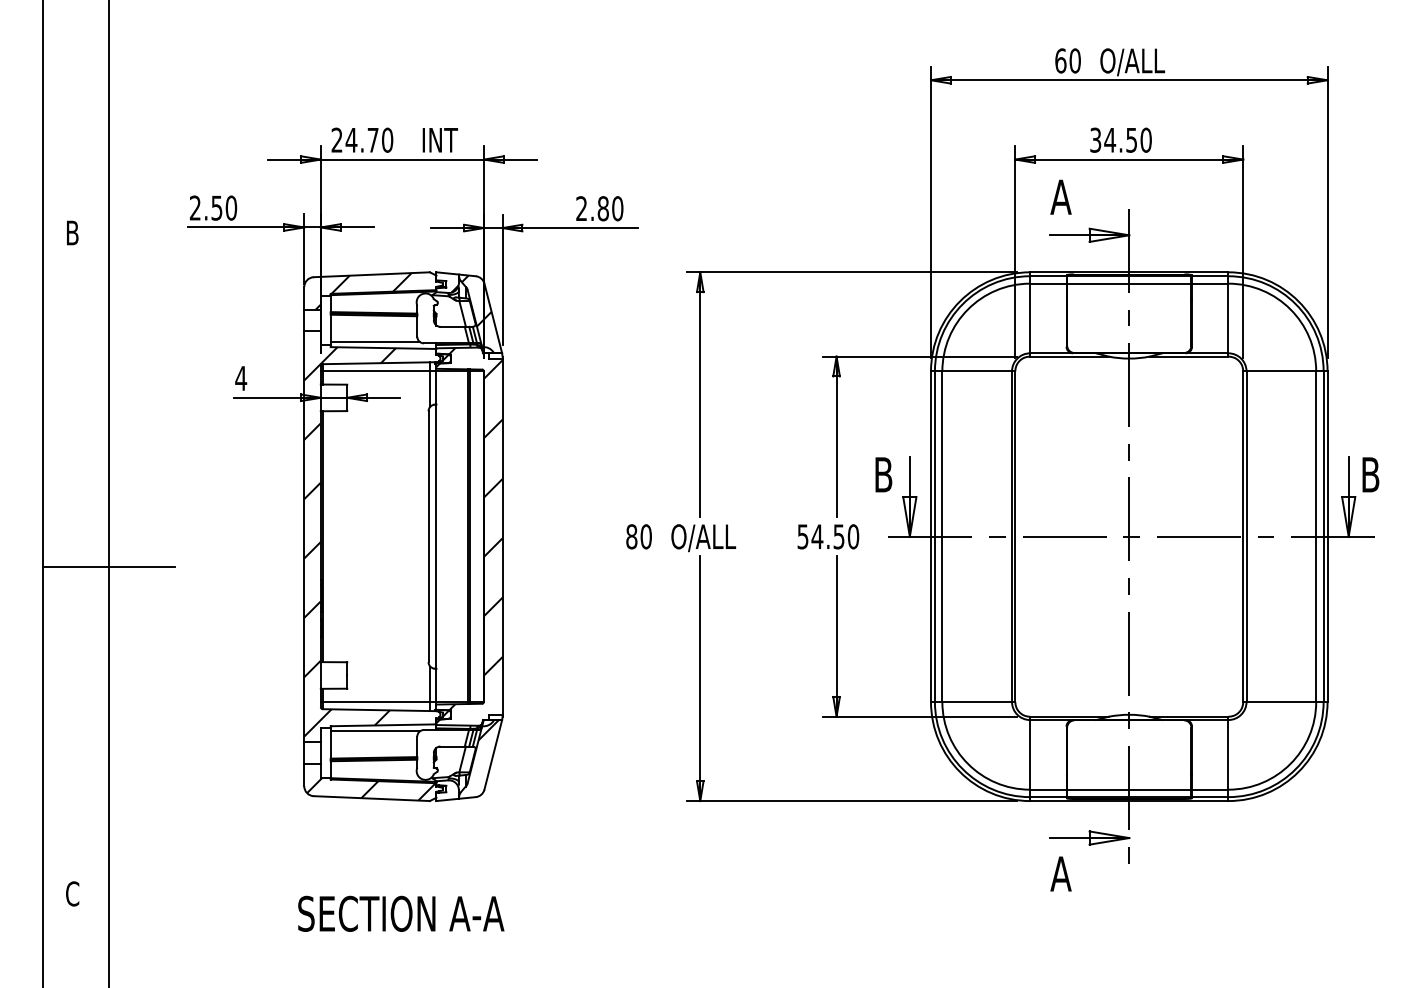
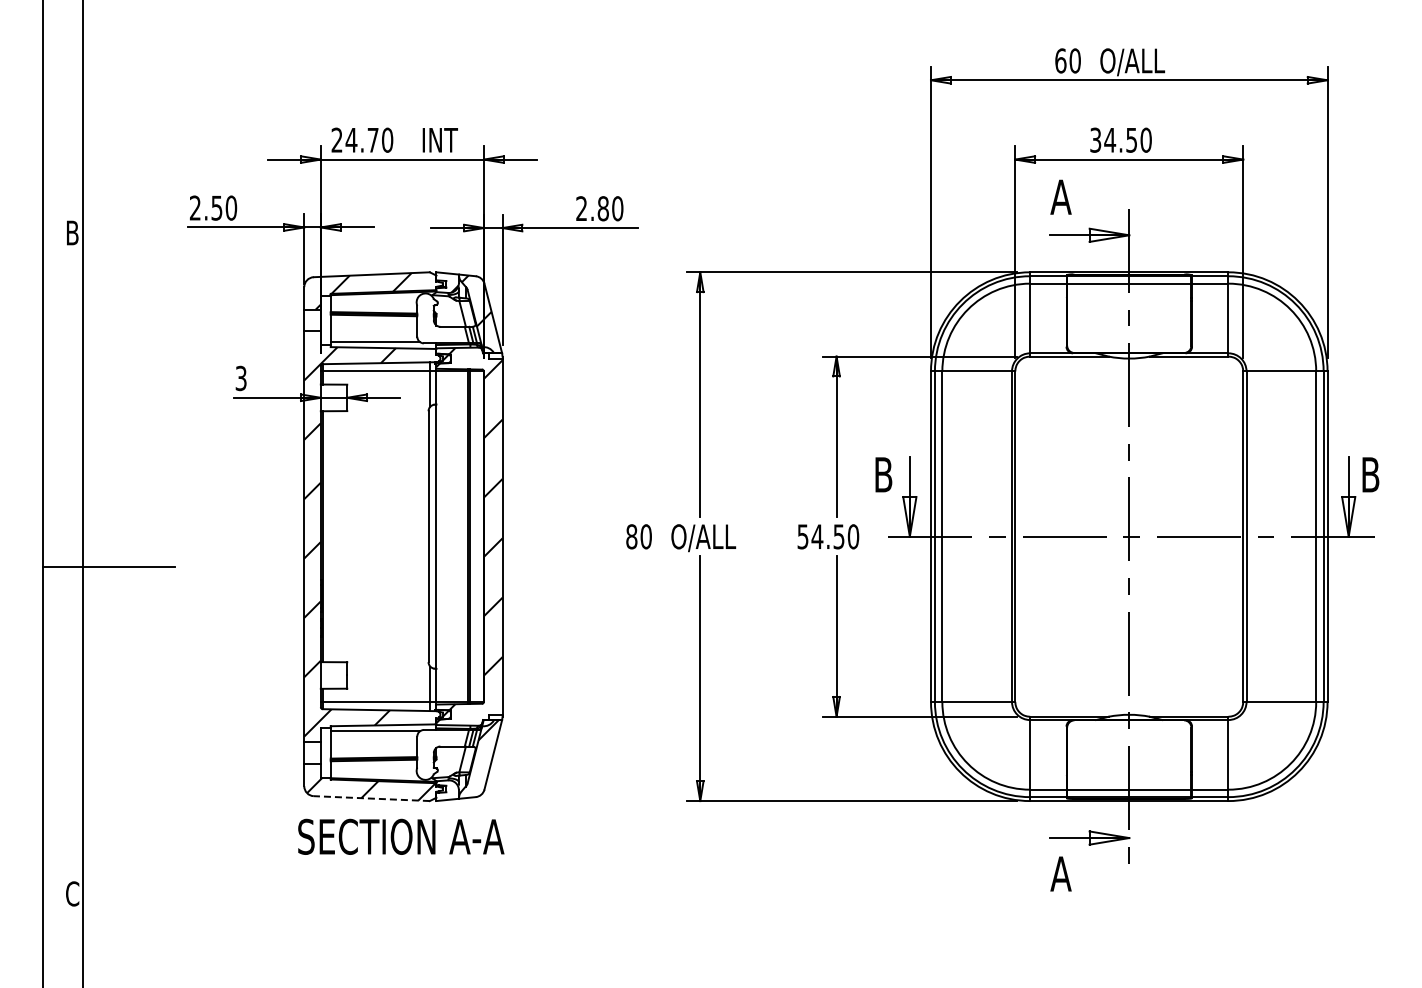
text: 4 -> 3 (241, 378)
line position: (108, 493) -> (82, 493) (82, 493)
line: solid -> dashed (371, 798)
text position: (401, 913) -> (401, 836) (401, 836)
